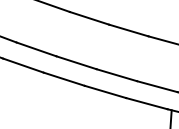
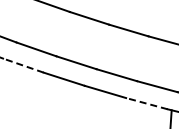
line: solid -> dashed (23, 65)
line: solid -> dashed (146, 103)
